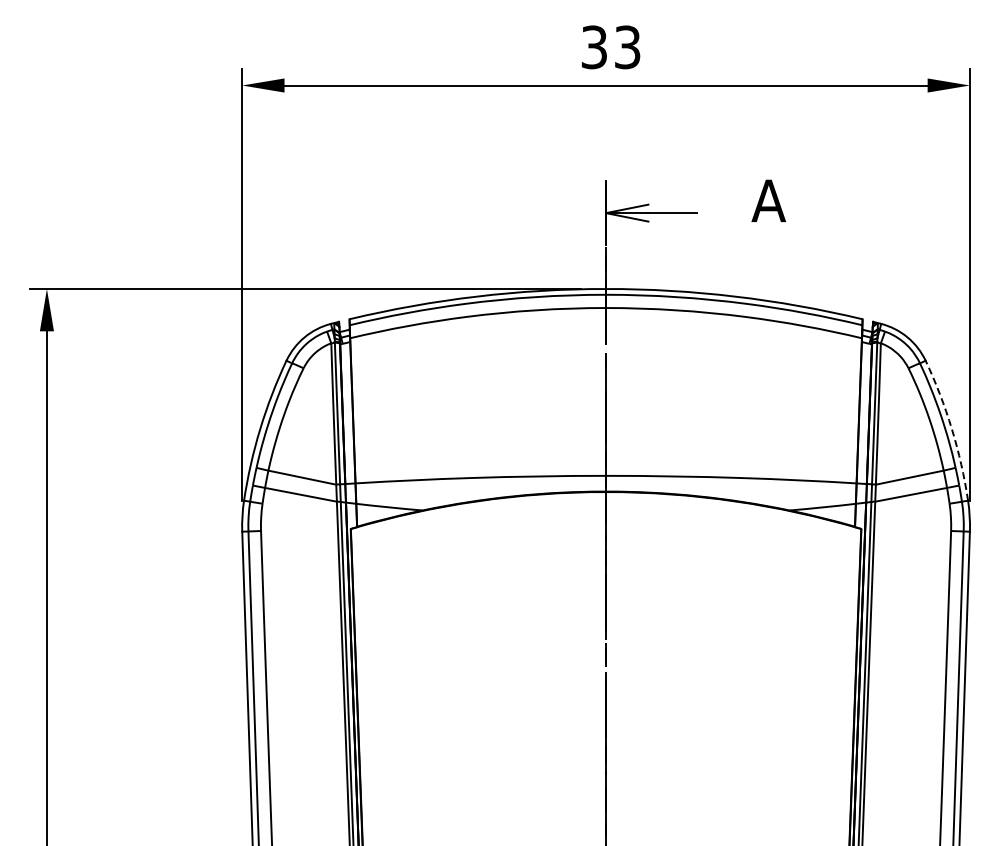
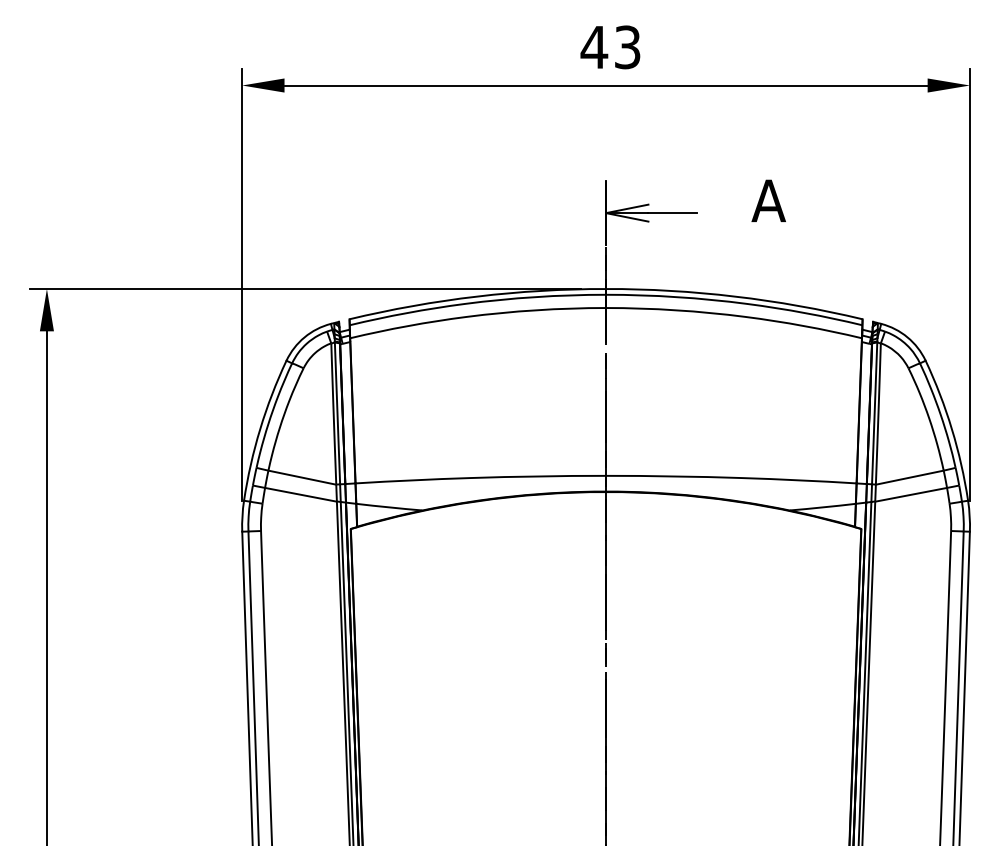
text: 33 -> 43 (594, 47)
arc: dashed -> solid (951, 429)
